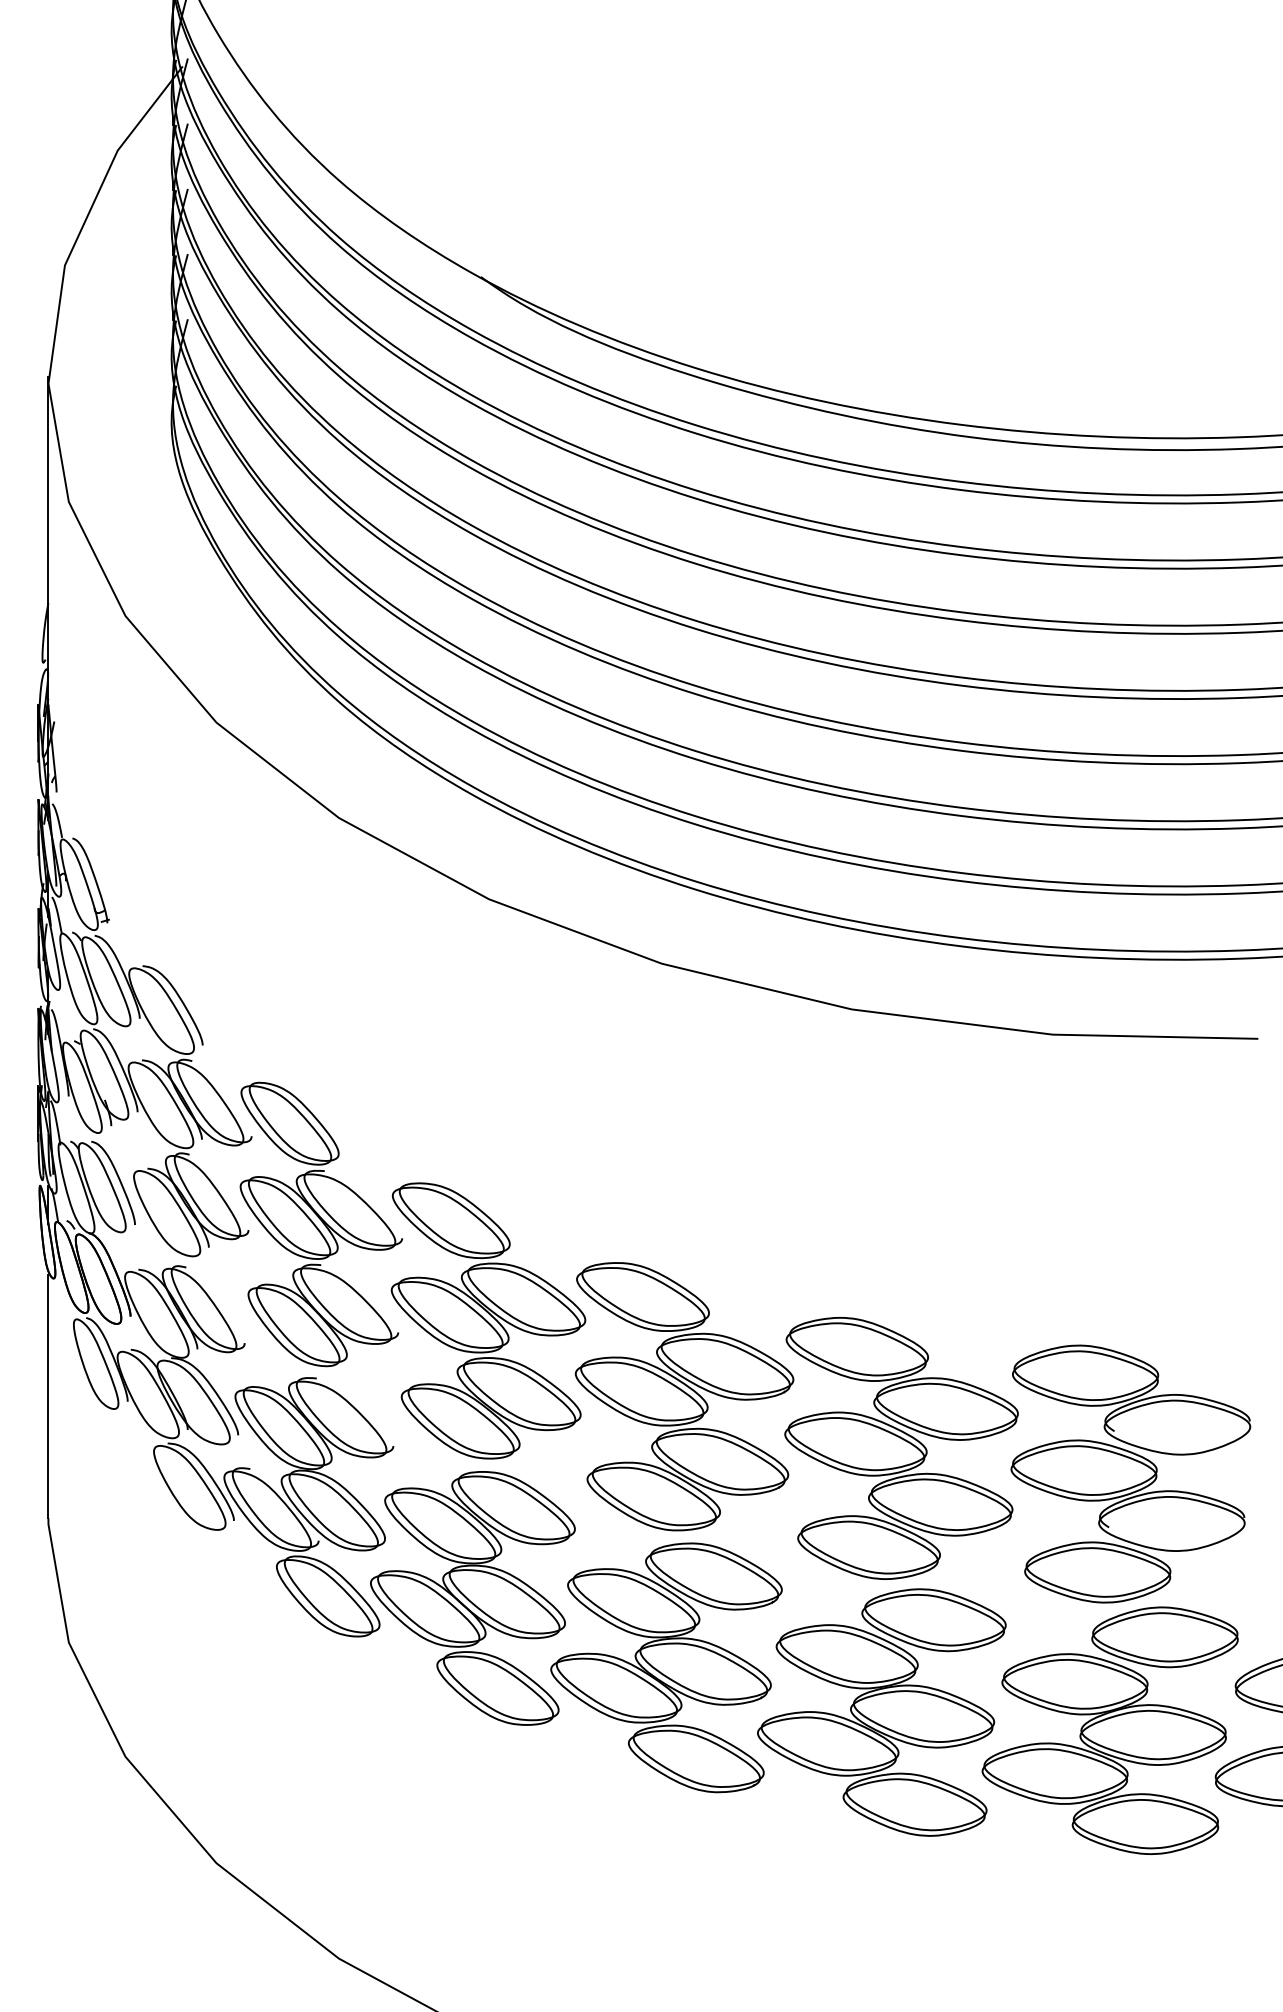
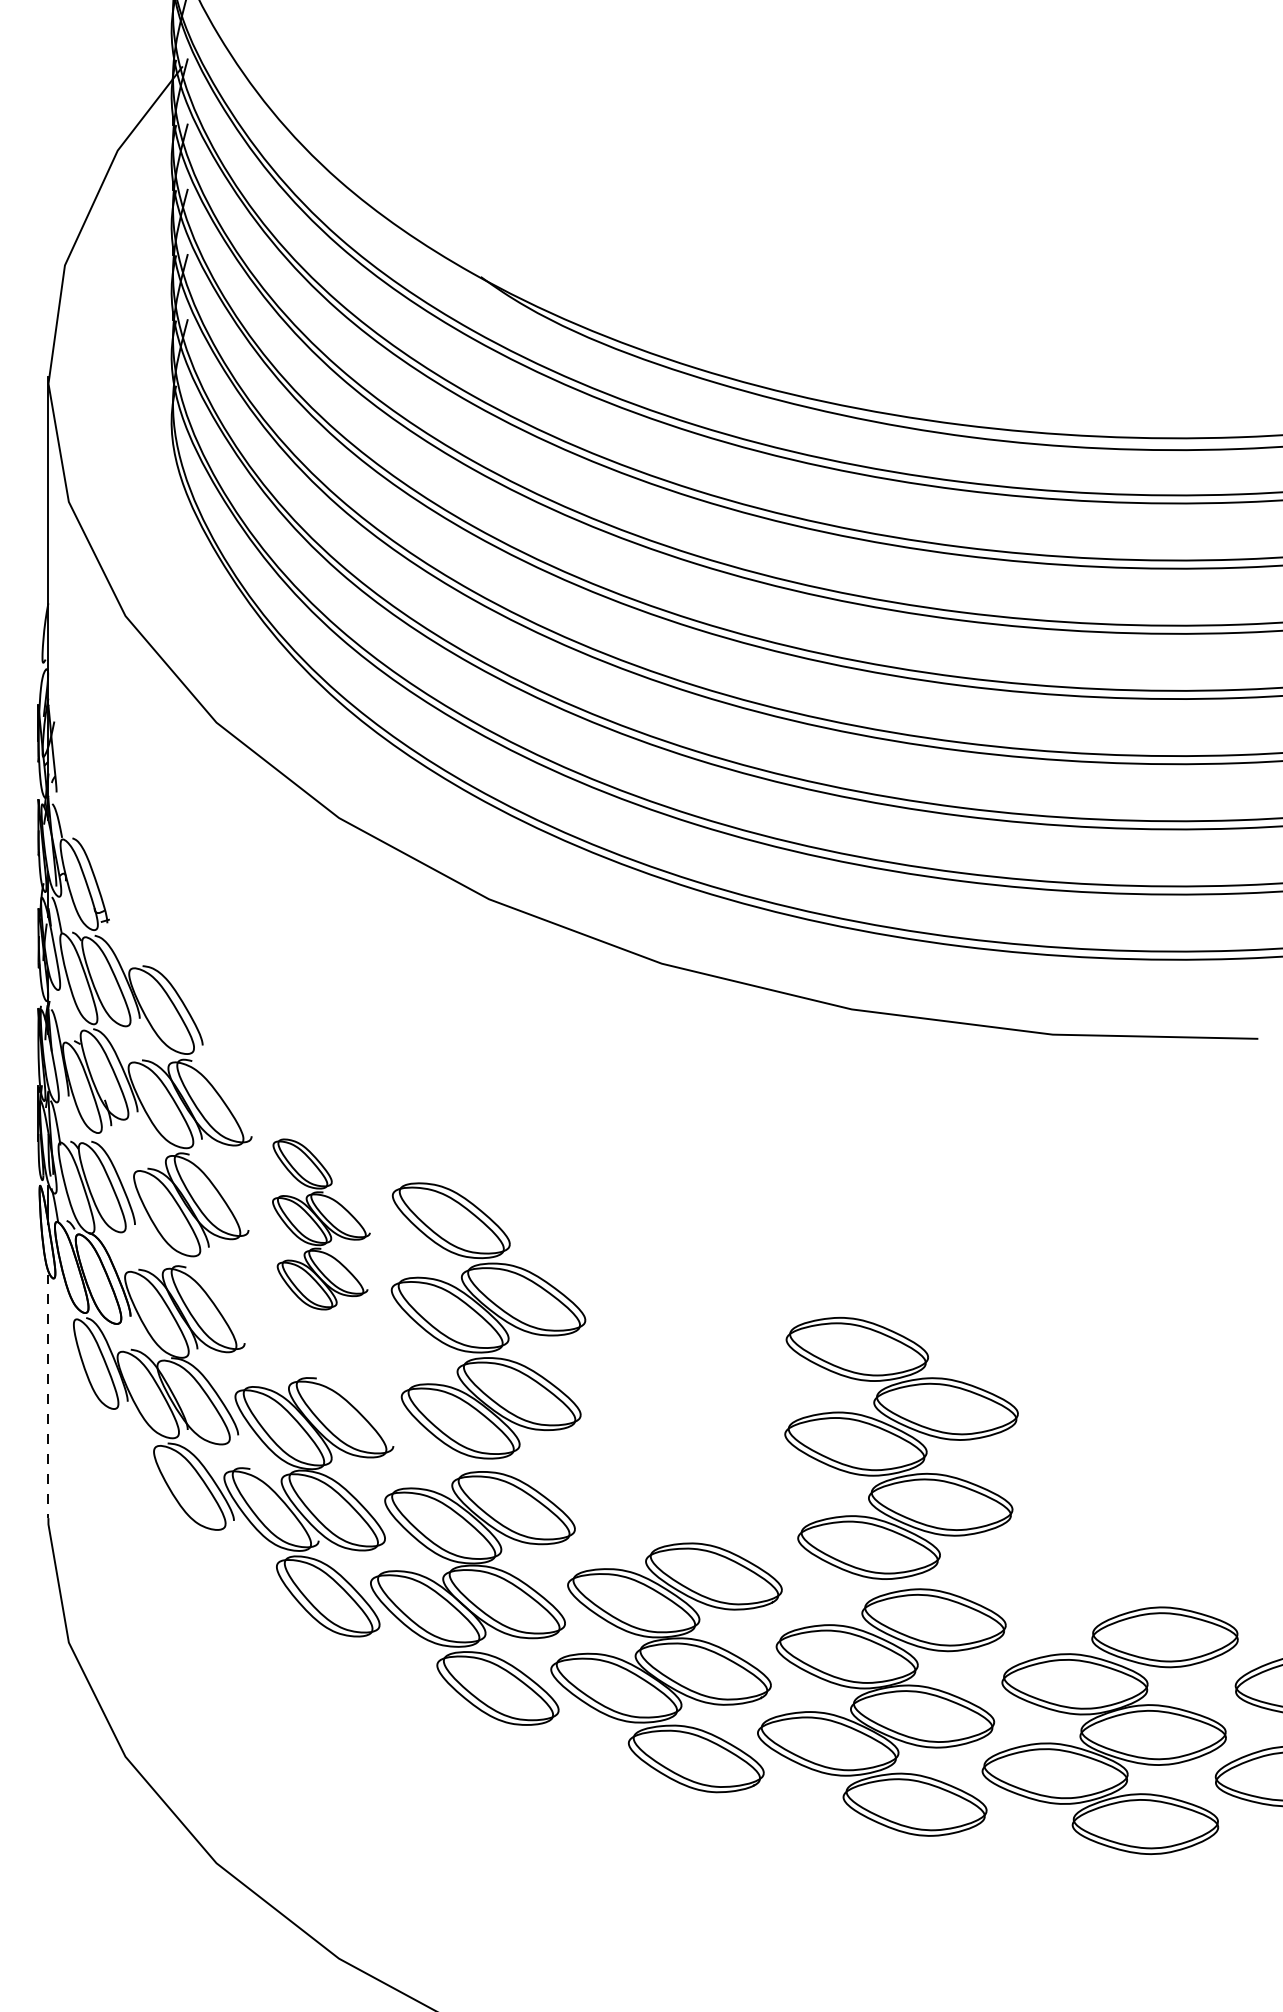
part size: 165x287 px -> 99x173 px (321, 1224)
line: solid -> dashed (48, 1396)
part: present -> none (684, 1396)
part: present -> none (1130, 1473)
